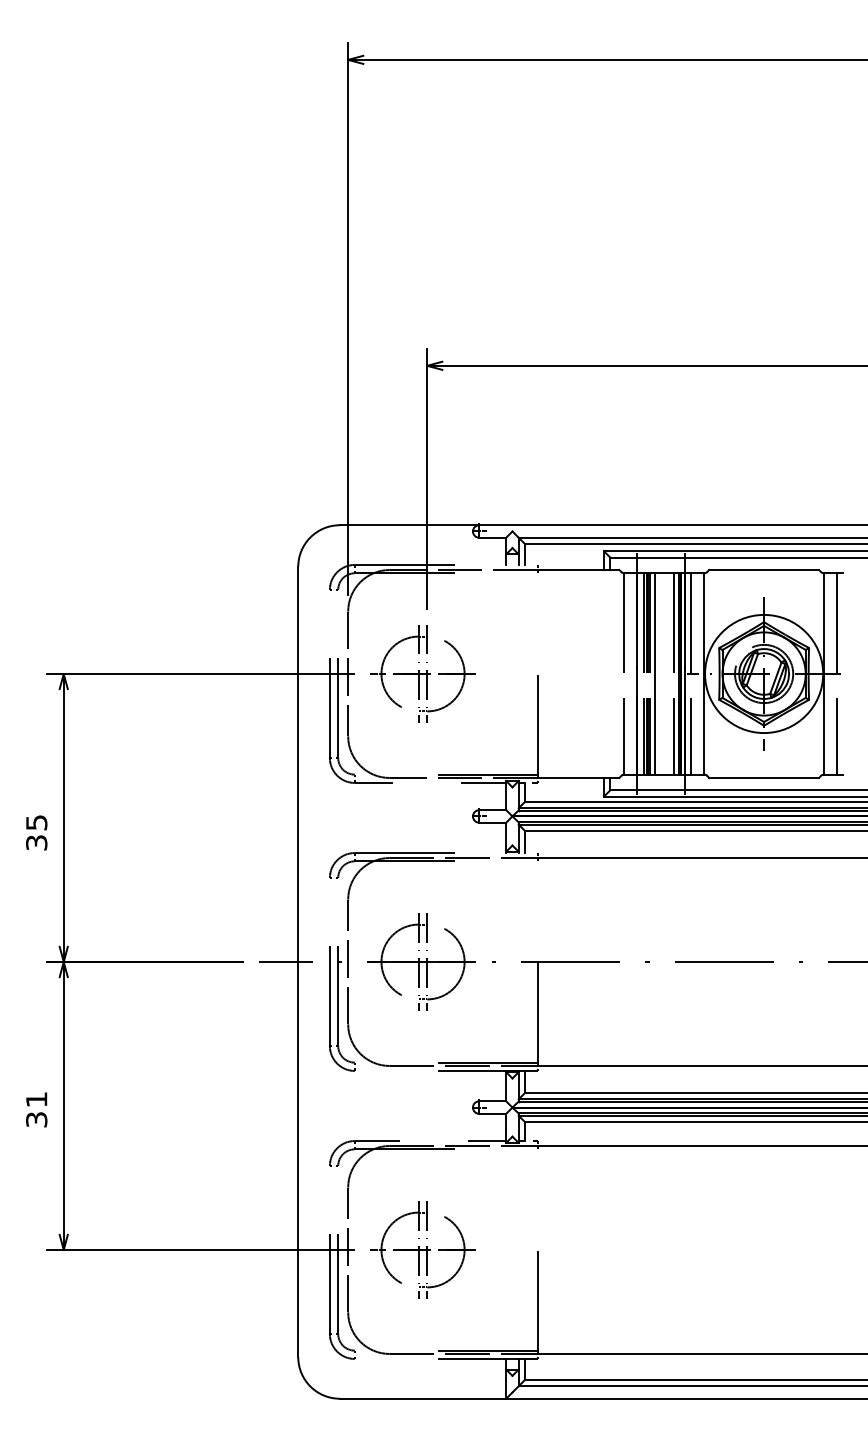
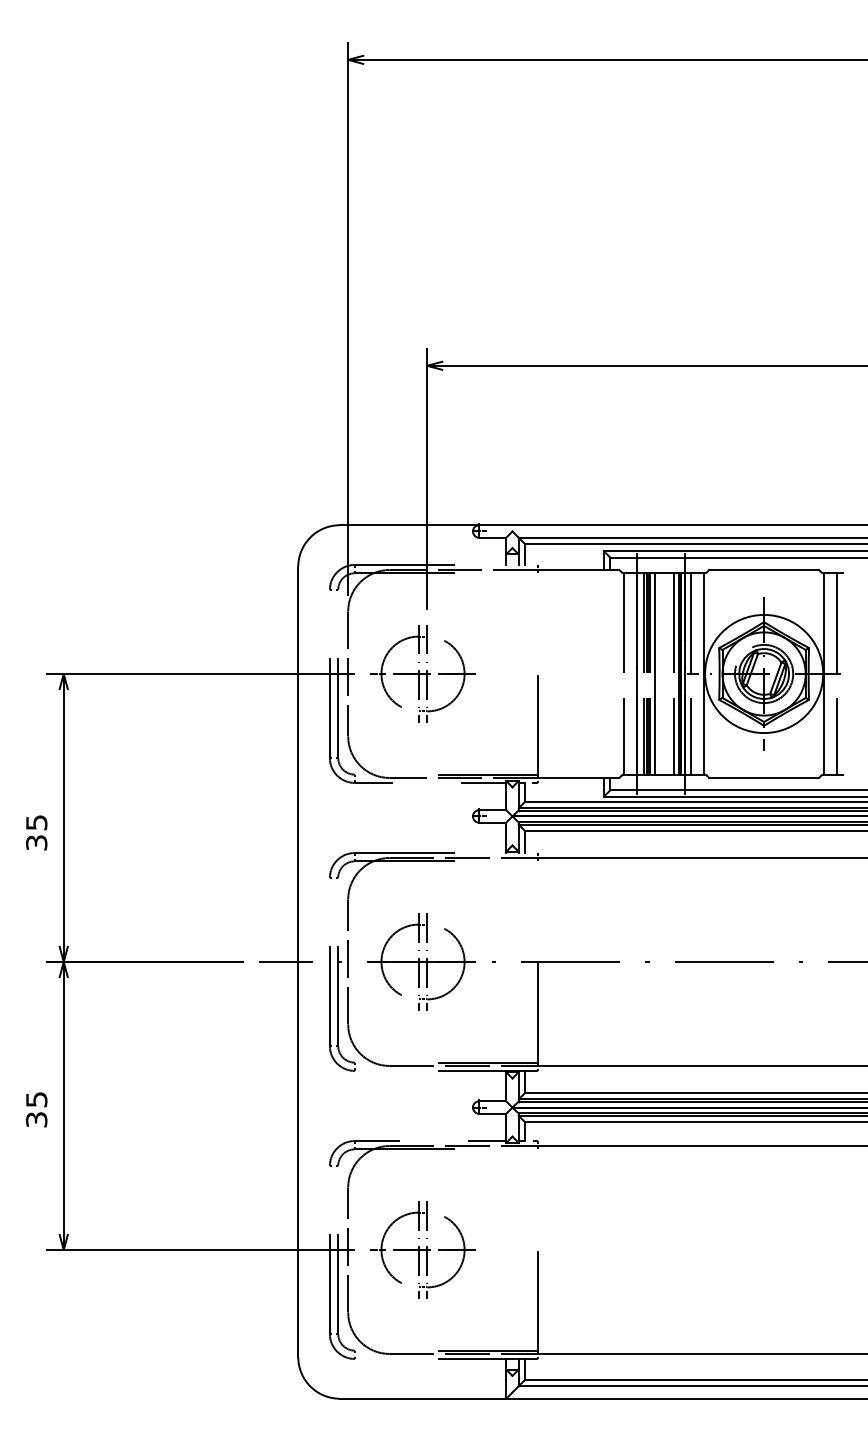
text: 31 -> 35 (36, 1099)
